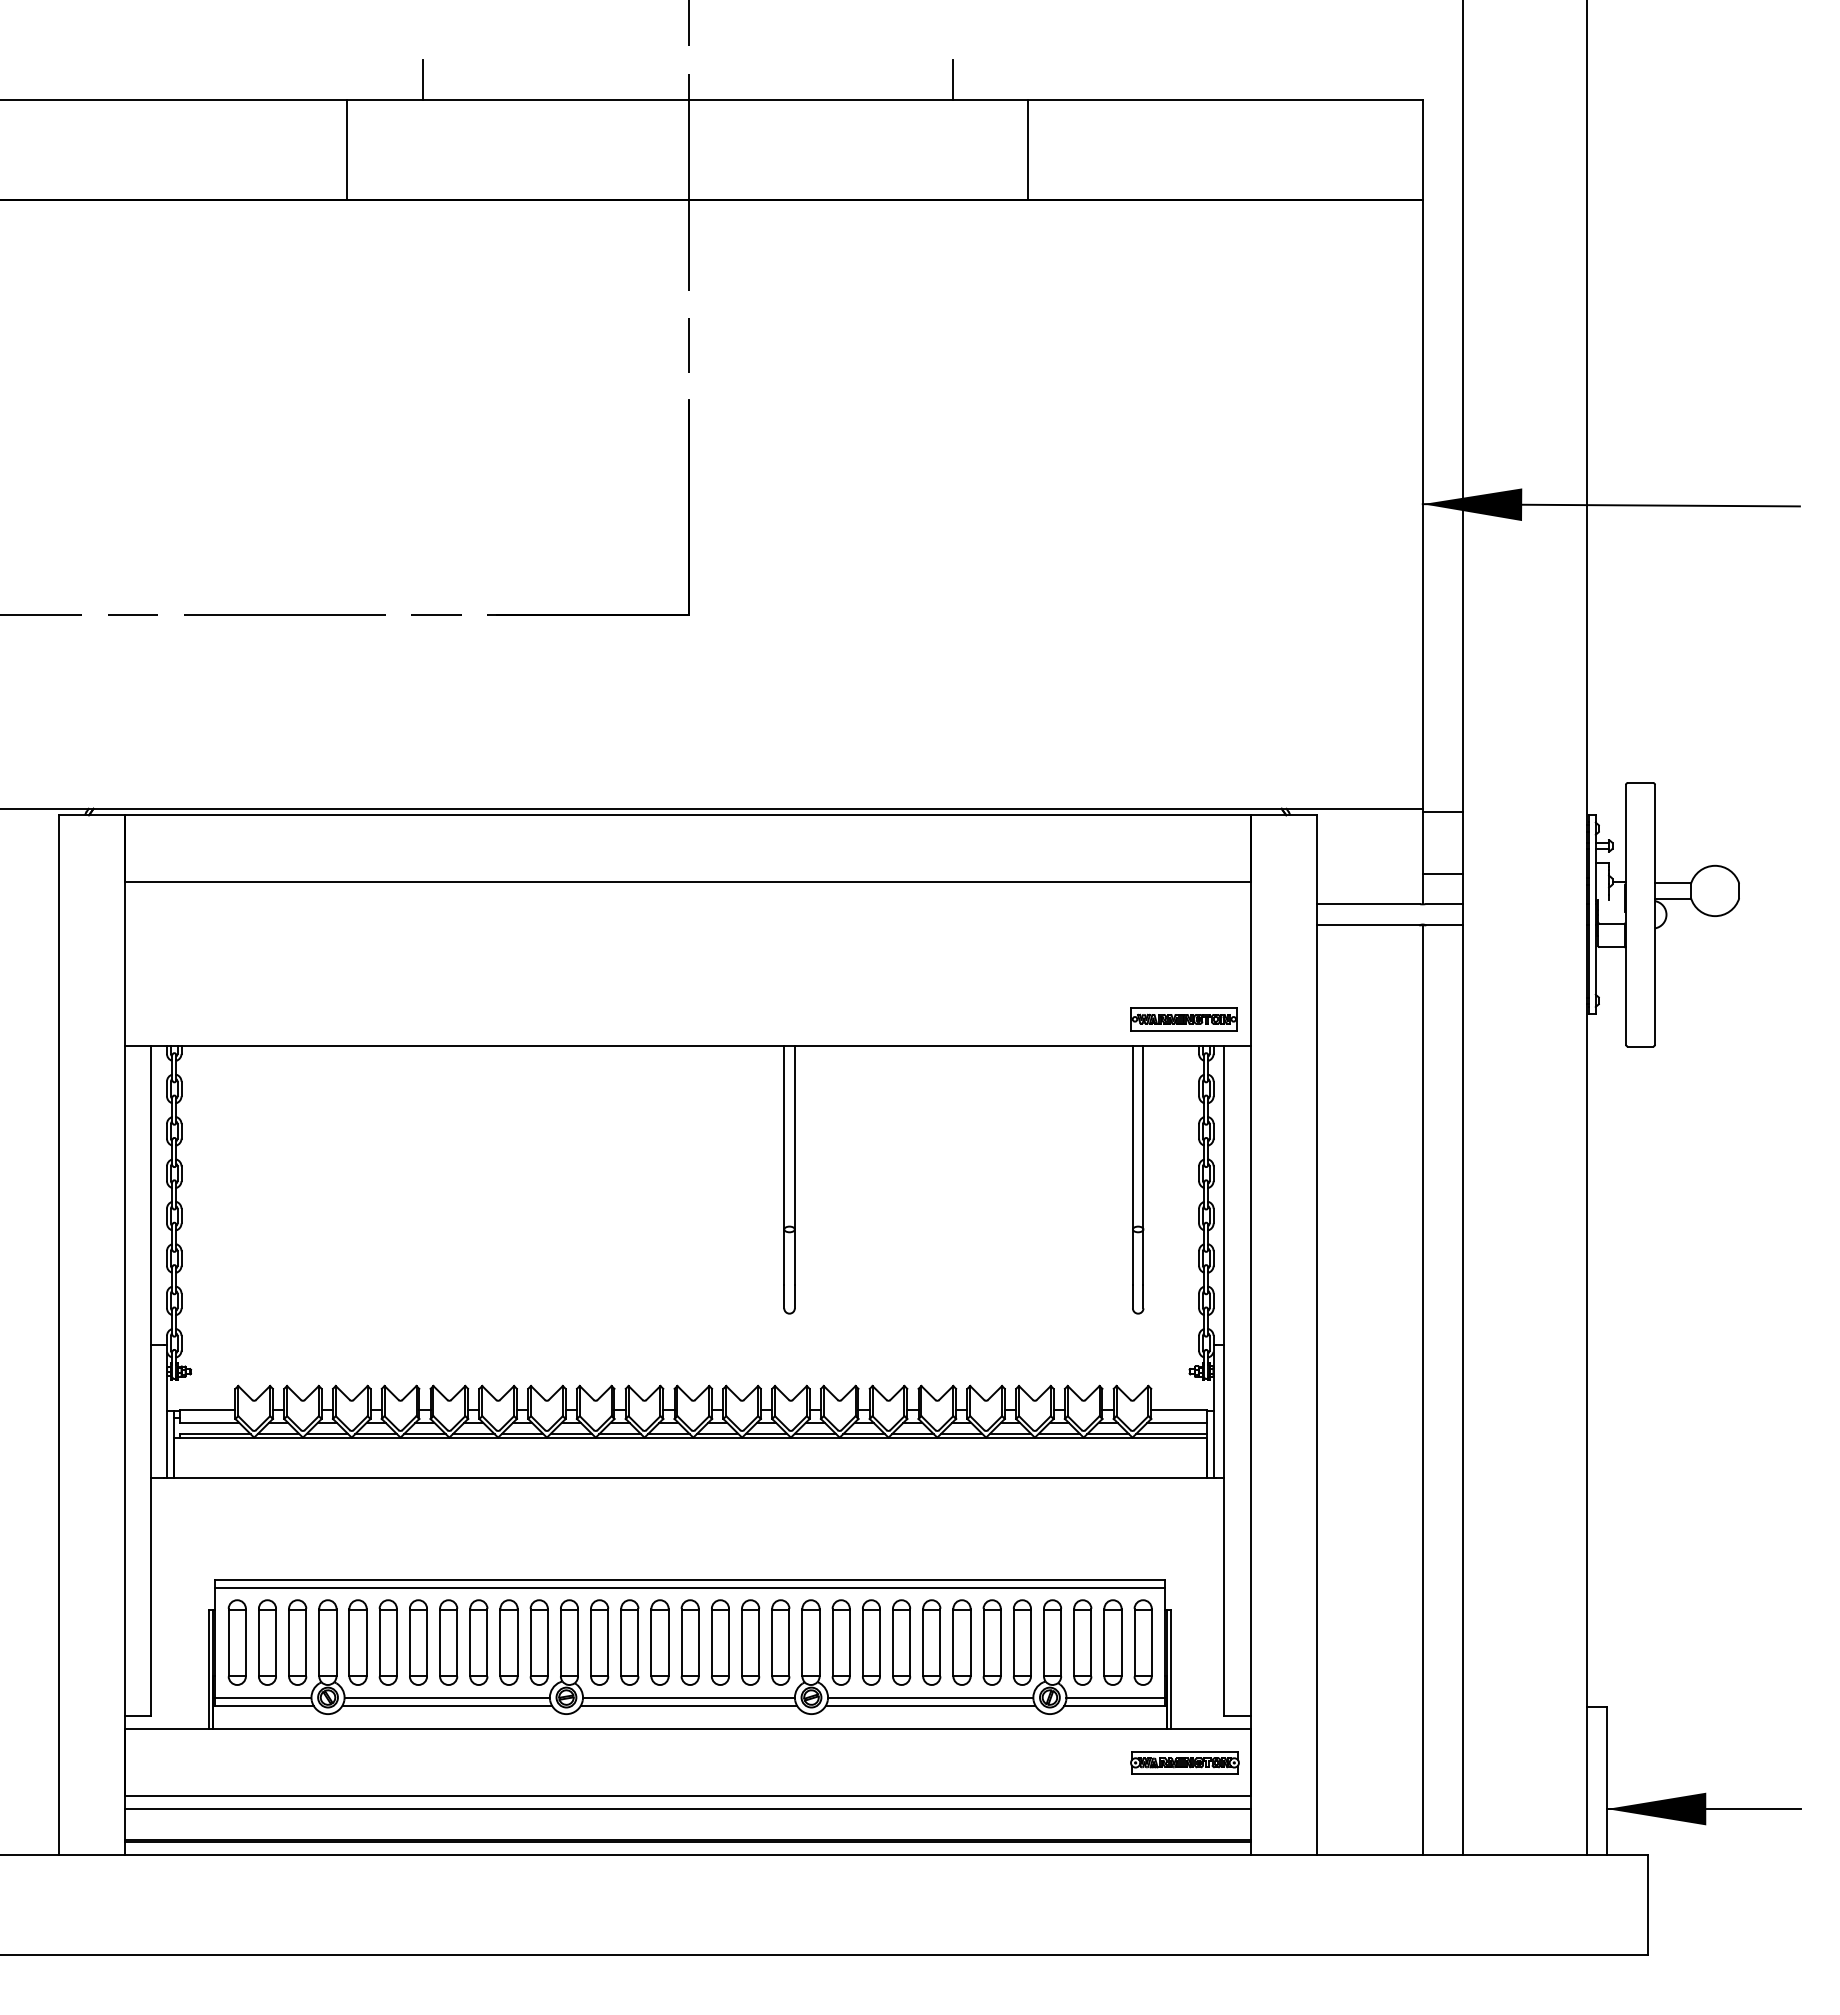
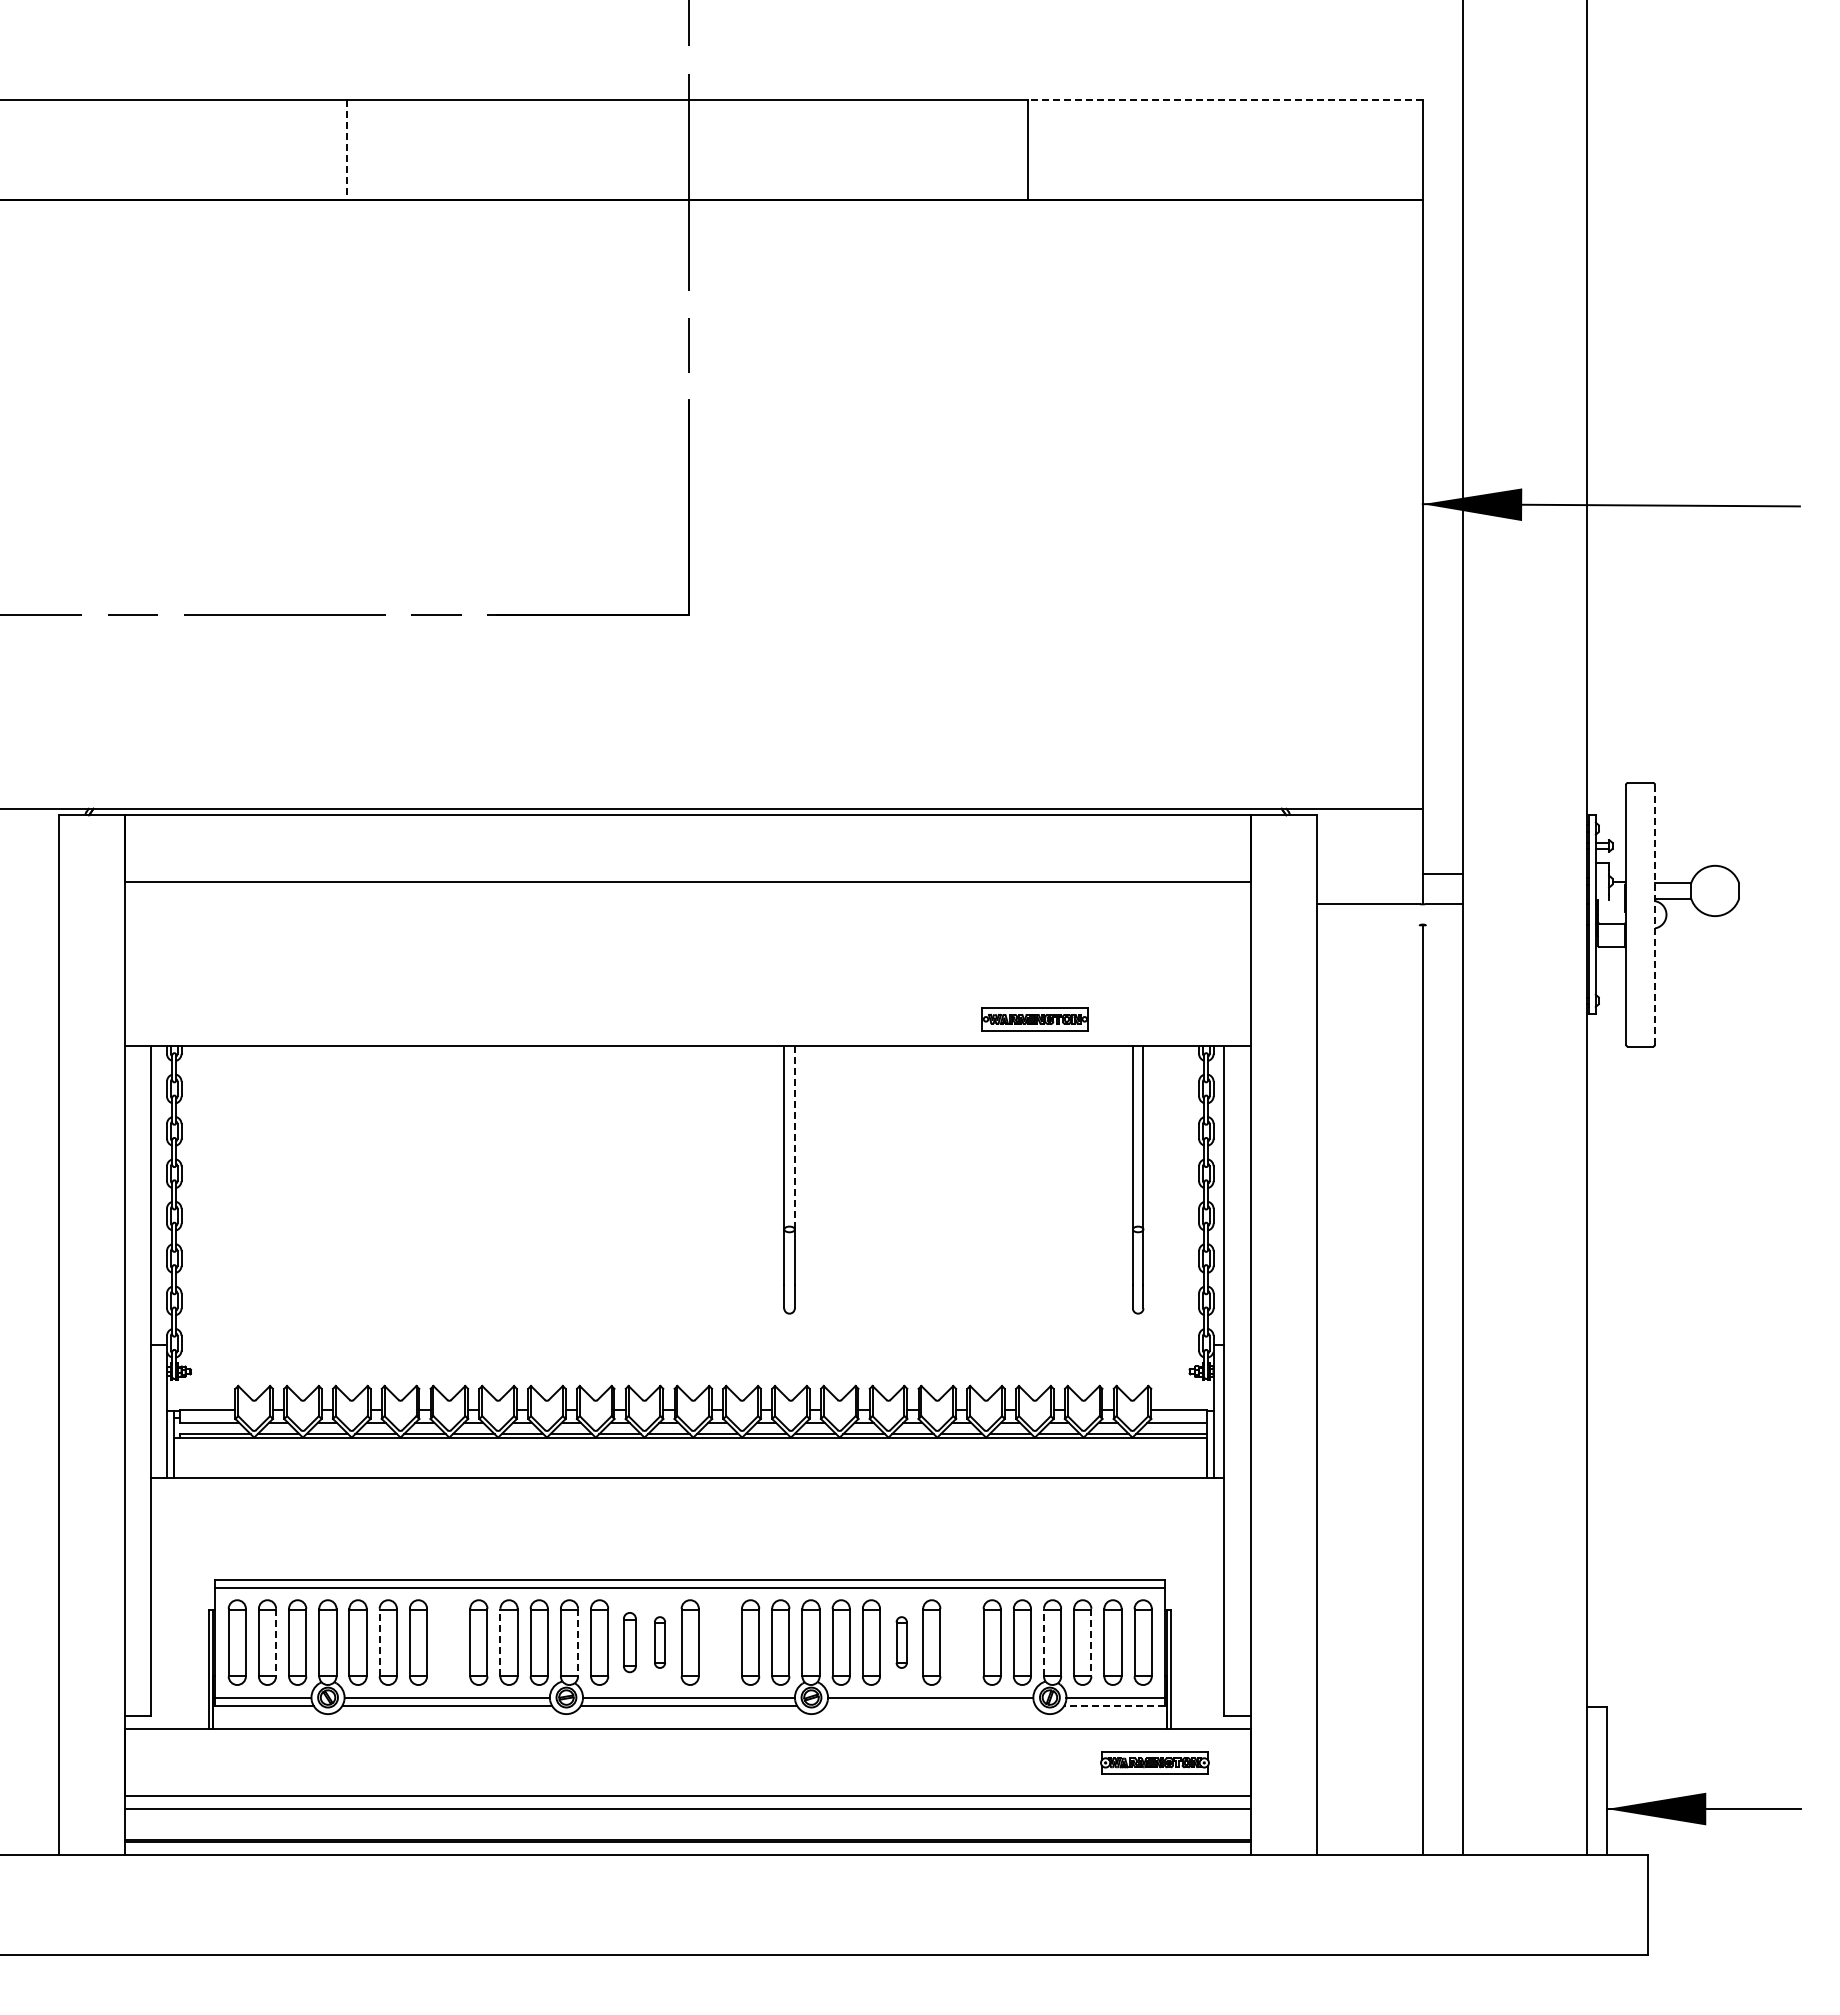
line: present -> none (422, 80)
line: present -> none (952, 80)
line: solid -> dashed (1224, 100)
line: solid -> dashed (347, 149)
line: present -> none (1442, 812)
line: solid -> dashed (1655, 914)
line: present -> none (1368, 925)
line: present -> none (1443, 925)
part position: (1183, 1019) -> (1034, 1019) (1034, 1019)
line: solid -> dashed (794, 1137)
line: solid -> dashed (276, 1642)
line: solid -> dashed (379, 1642)
part: present -> none (448, 1642)
line: solid -> dashed (500, 1642)
line: solid -> dashed (578, 1642)
part size: 20x87 px -> 14x62 px (629, 1642)
part size: 20x87 px -> 12x53 px (659, 1642)
part: present -> none (720, 1642)
part size: 20x87 px -> 13x53 px (901, 1642)
part: present -> none (961, 1642)
line: solid -> dashed (1043, 1642)
line: solid -> dashed (1091, 1642)
line: present -> none (930, 1705)
line: solid -> dashed (1114, 1705)
part position: (1184, 1762) -> (1154, 1762) (1154, 1762)
